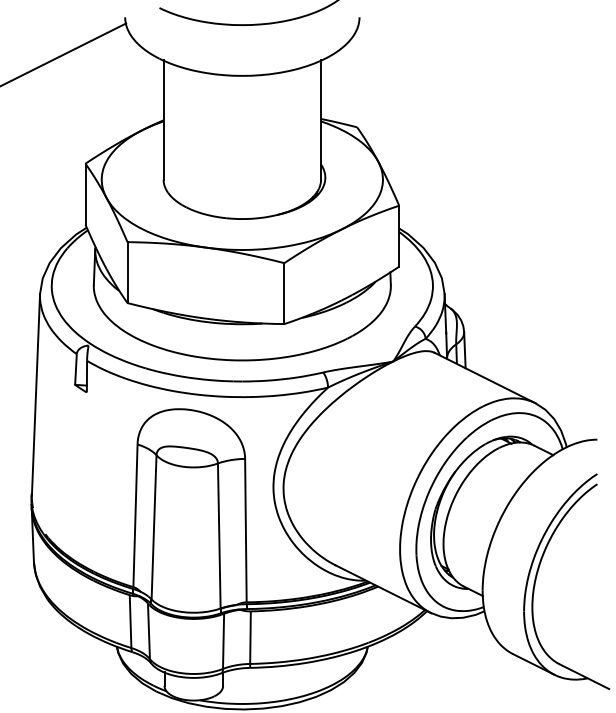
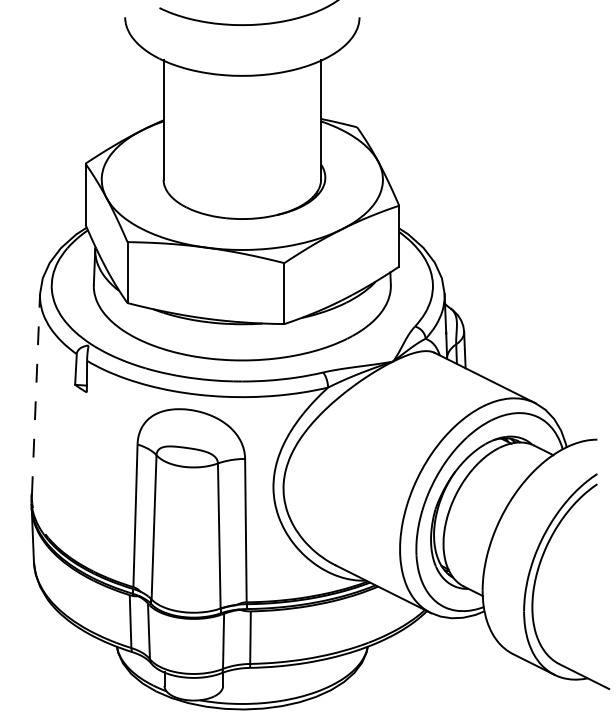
line: present -> none (64, 54)
line: solid -> dashed (36, 394)
